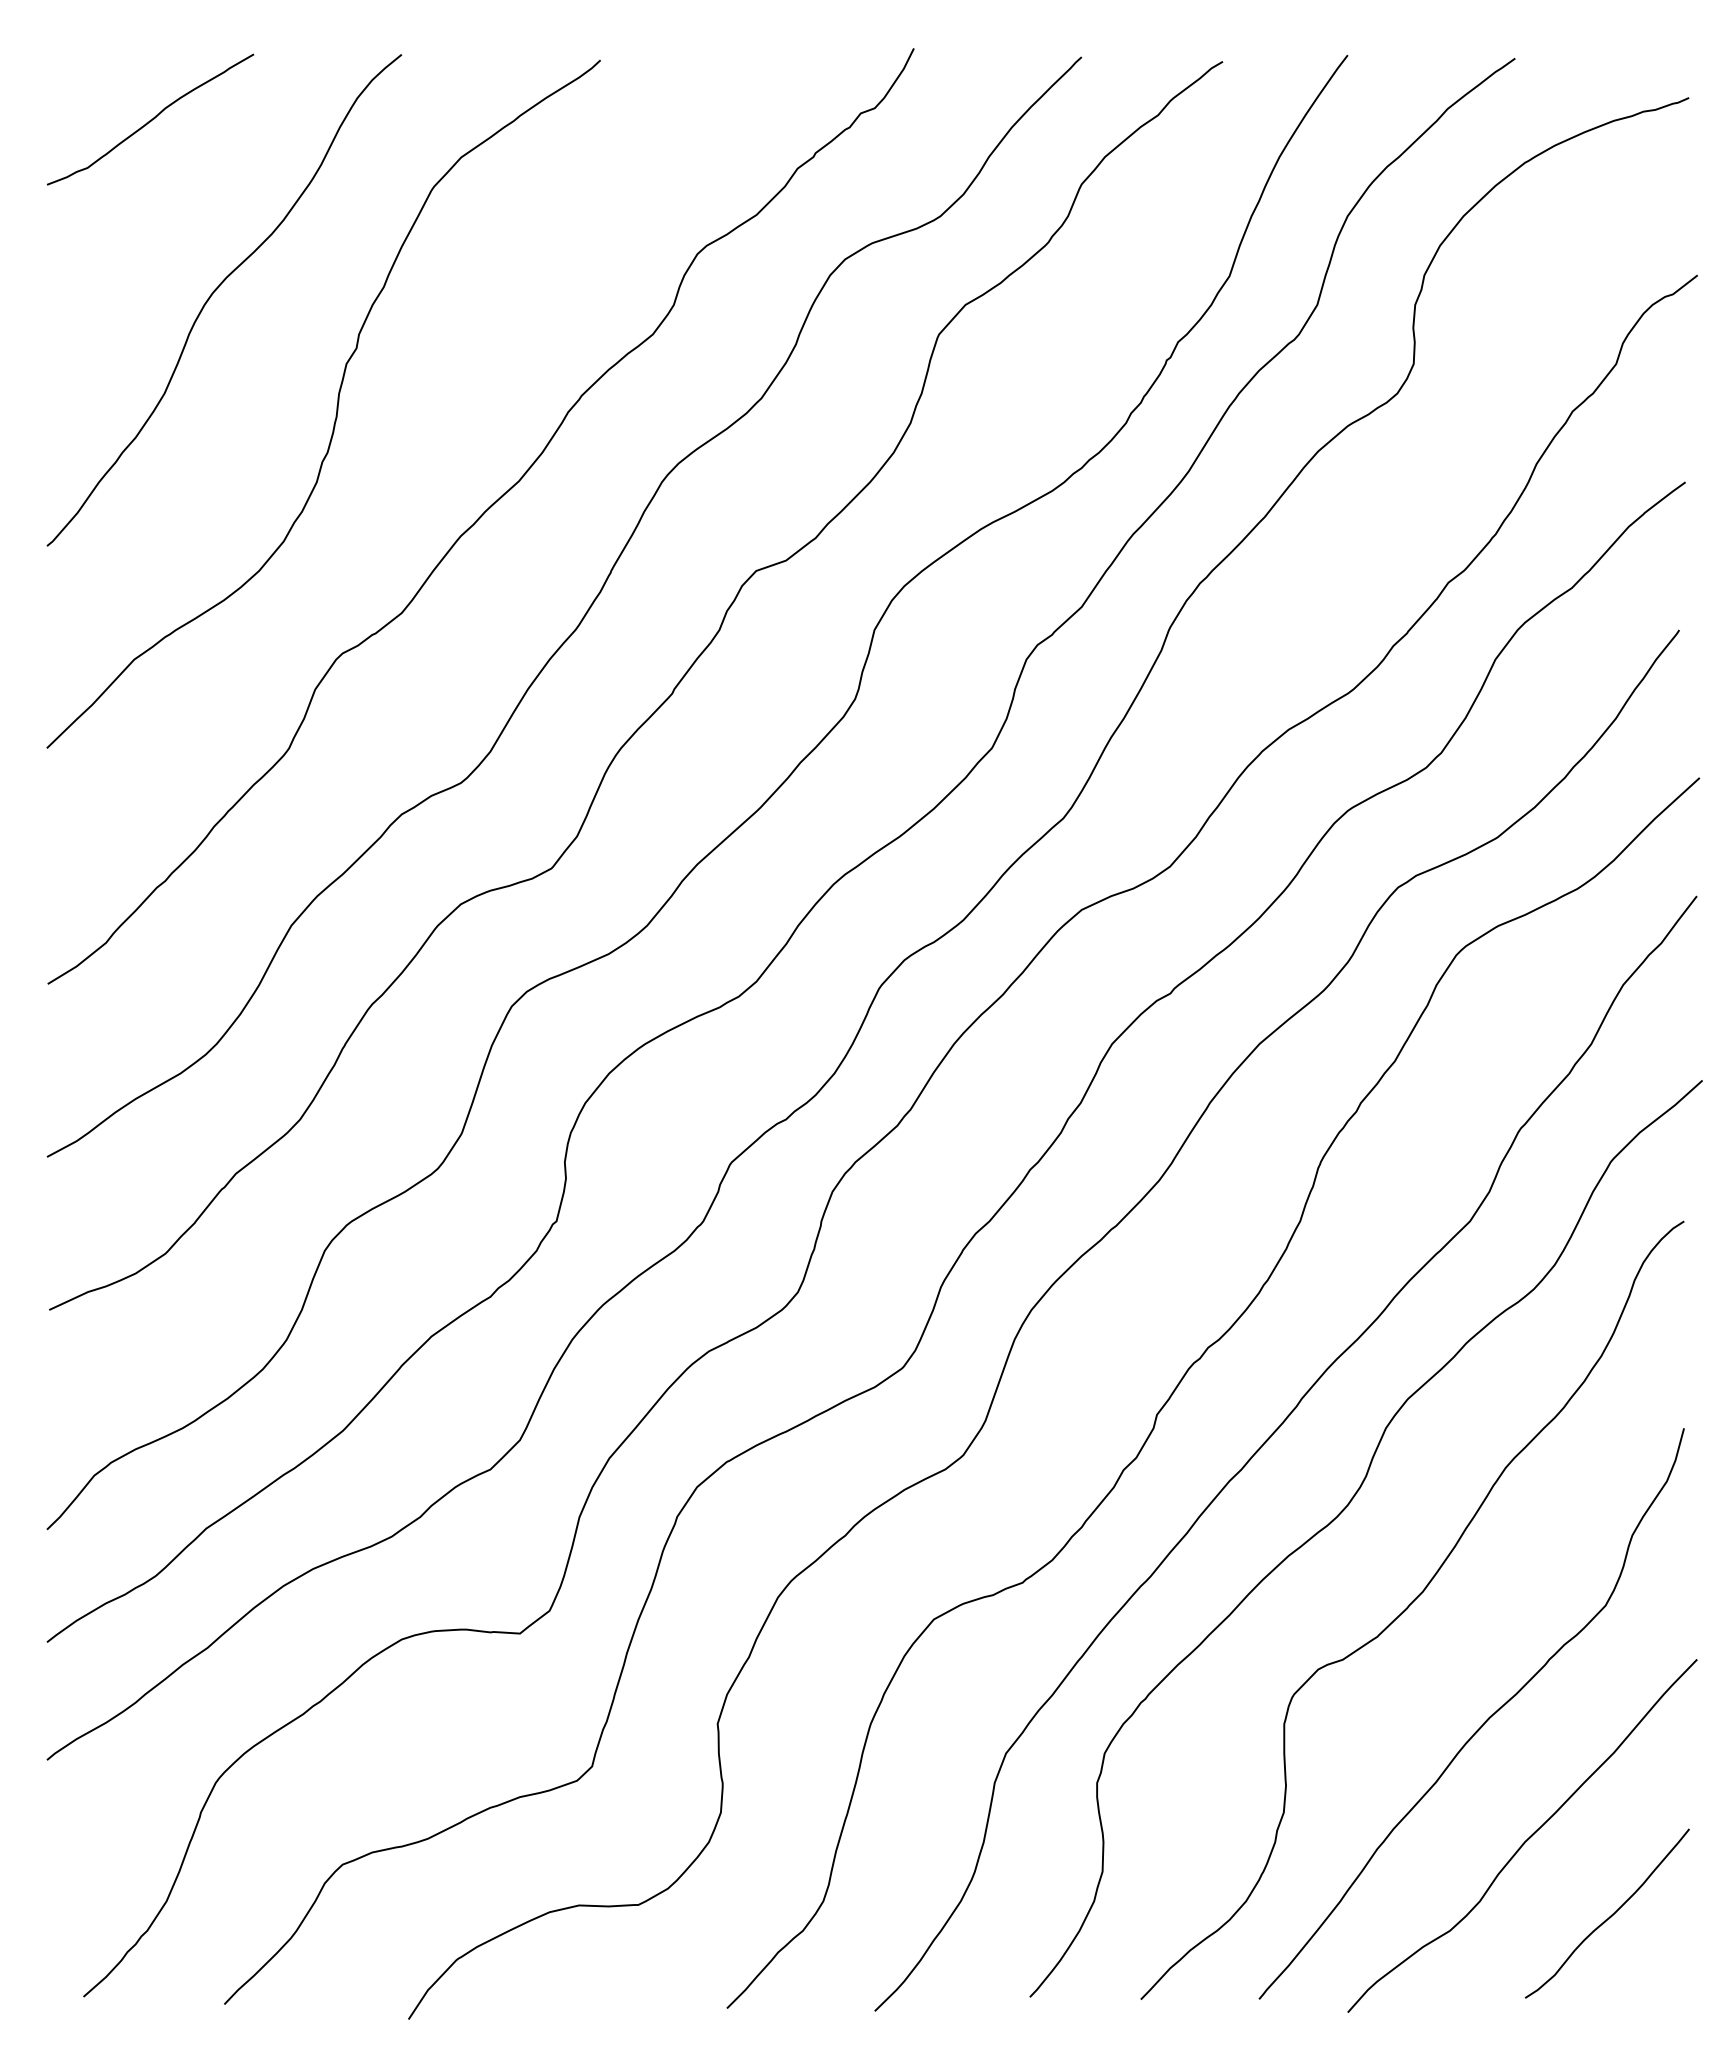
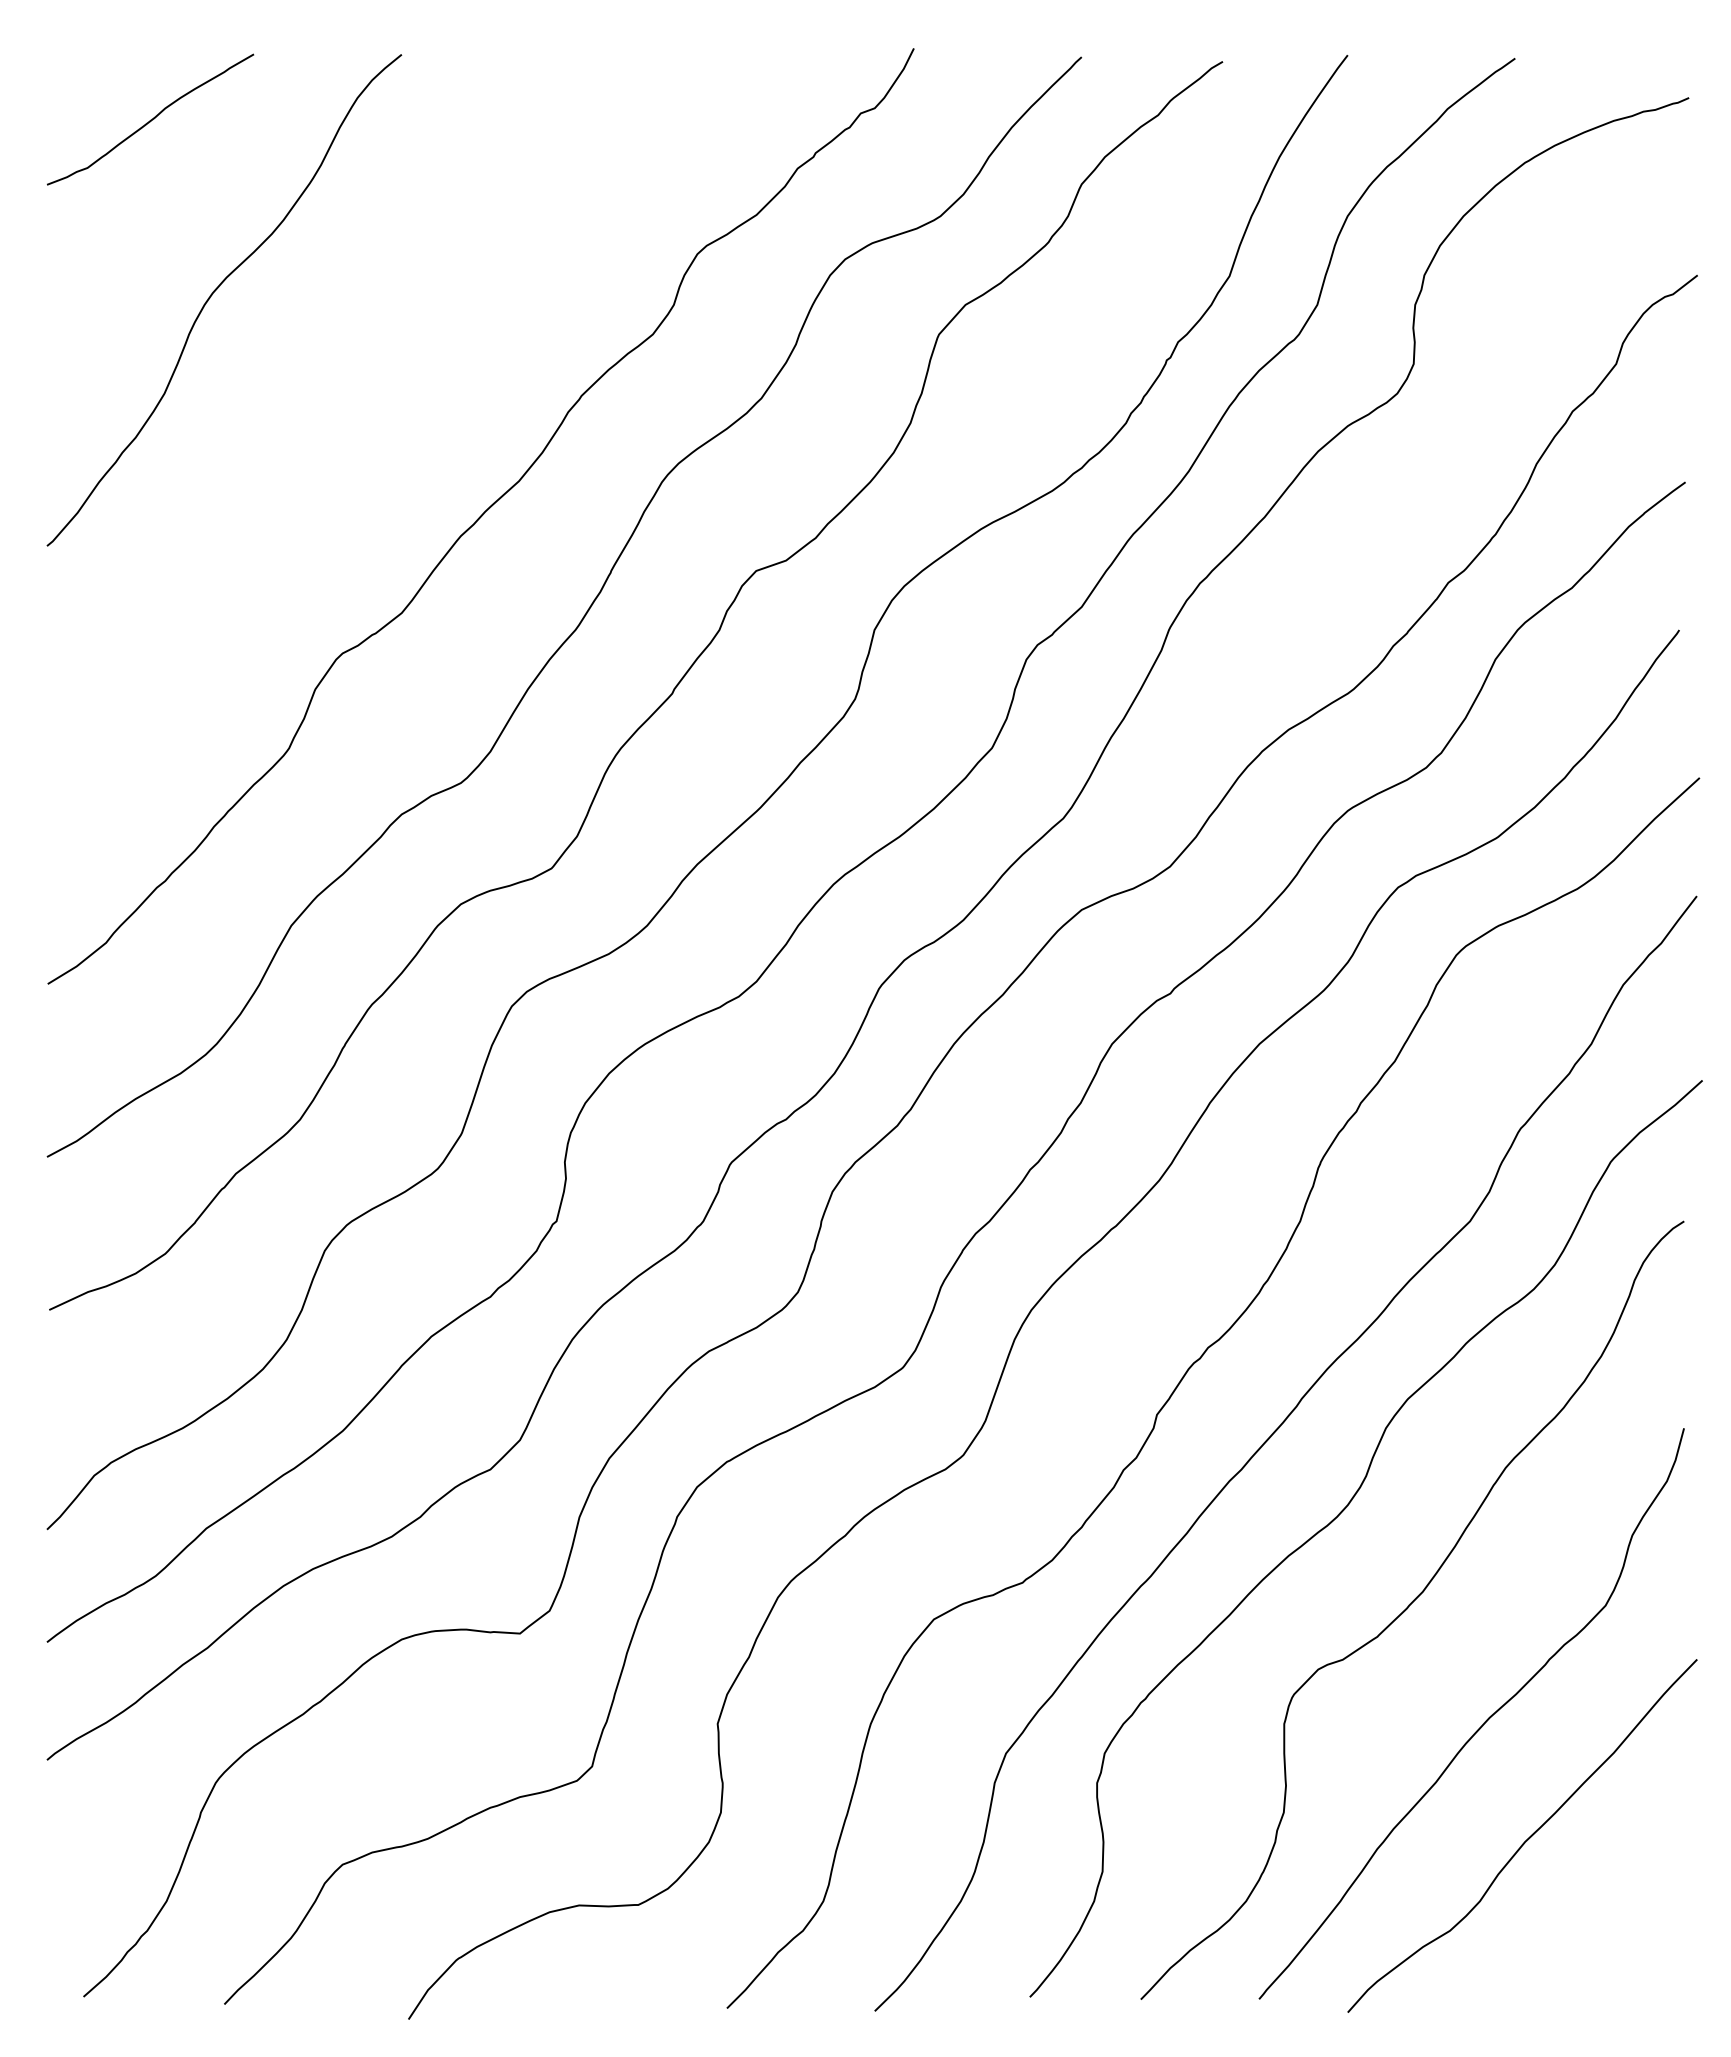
curve: present -> none (336, 406)
curve: present -> none (1610, 1915)
